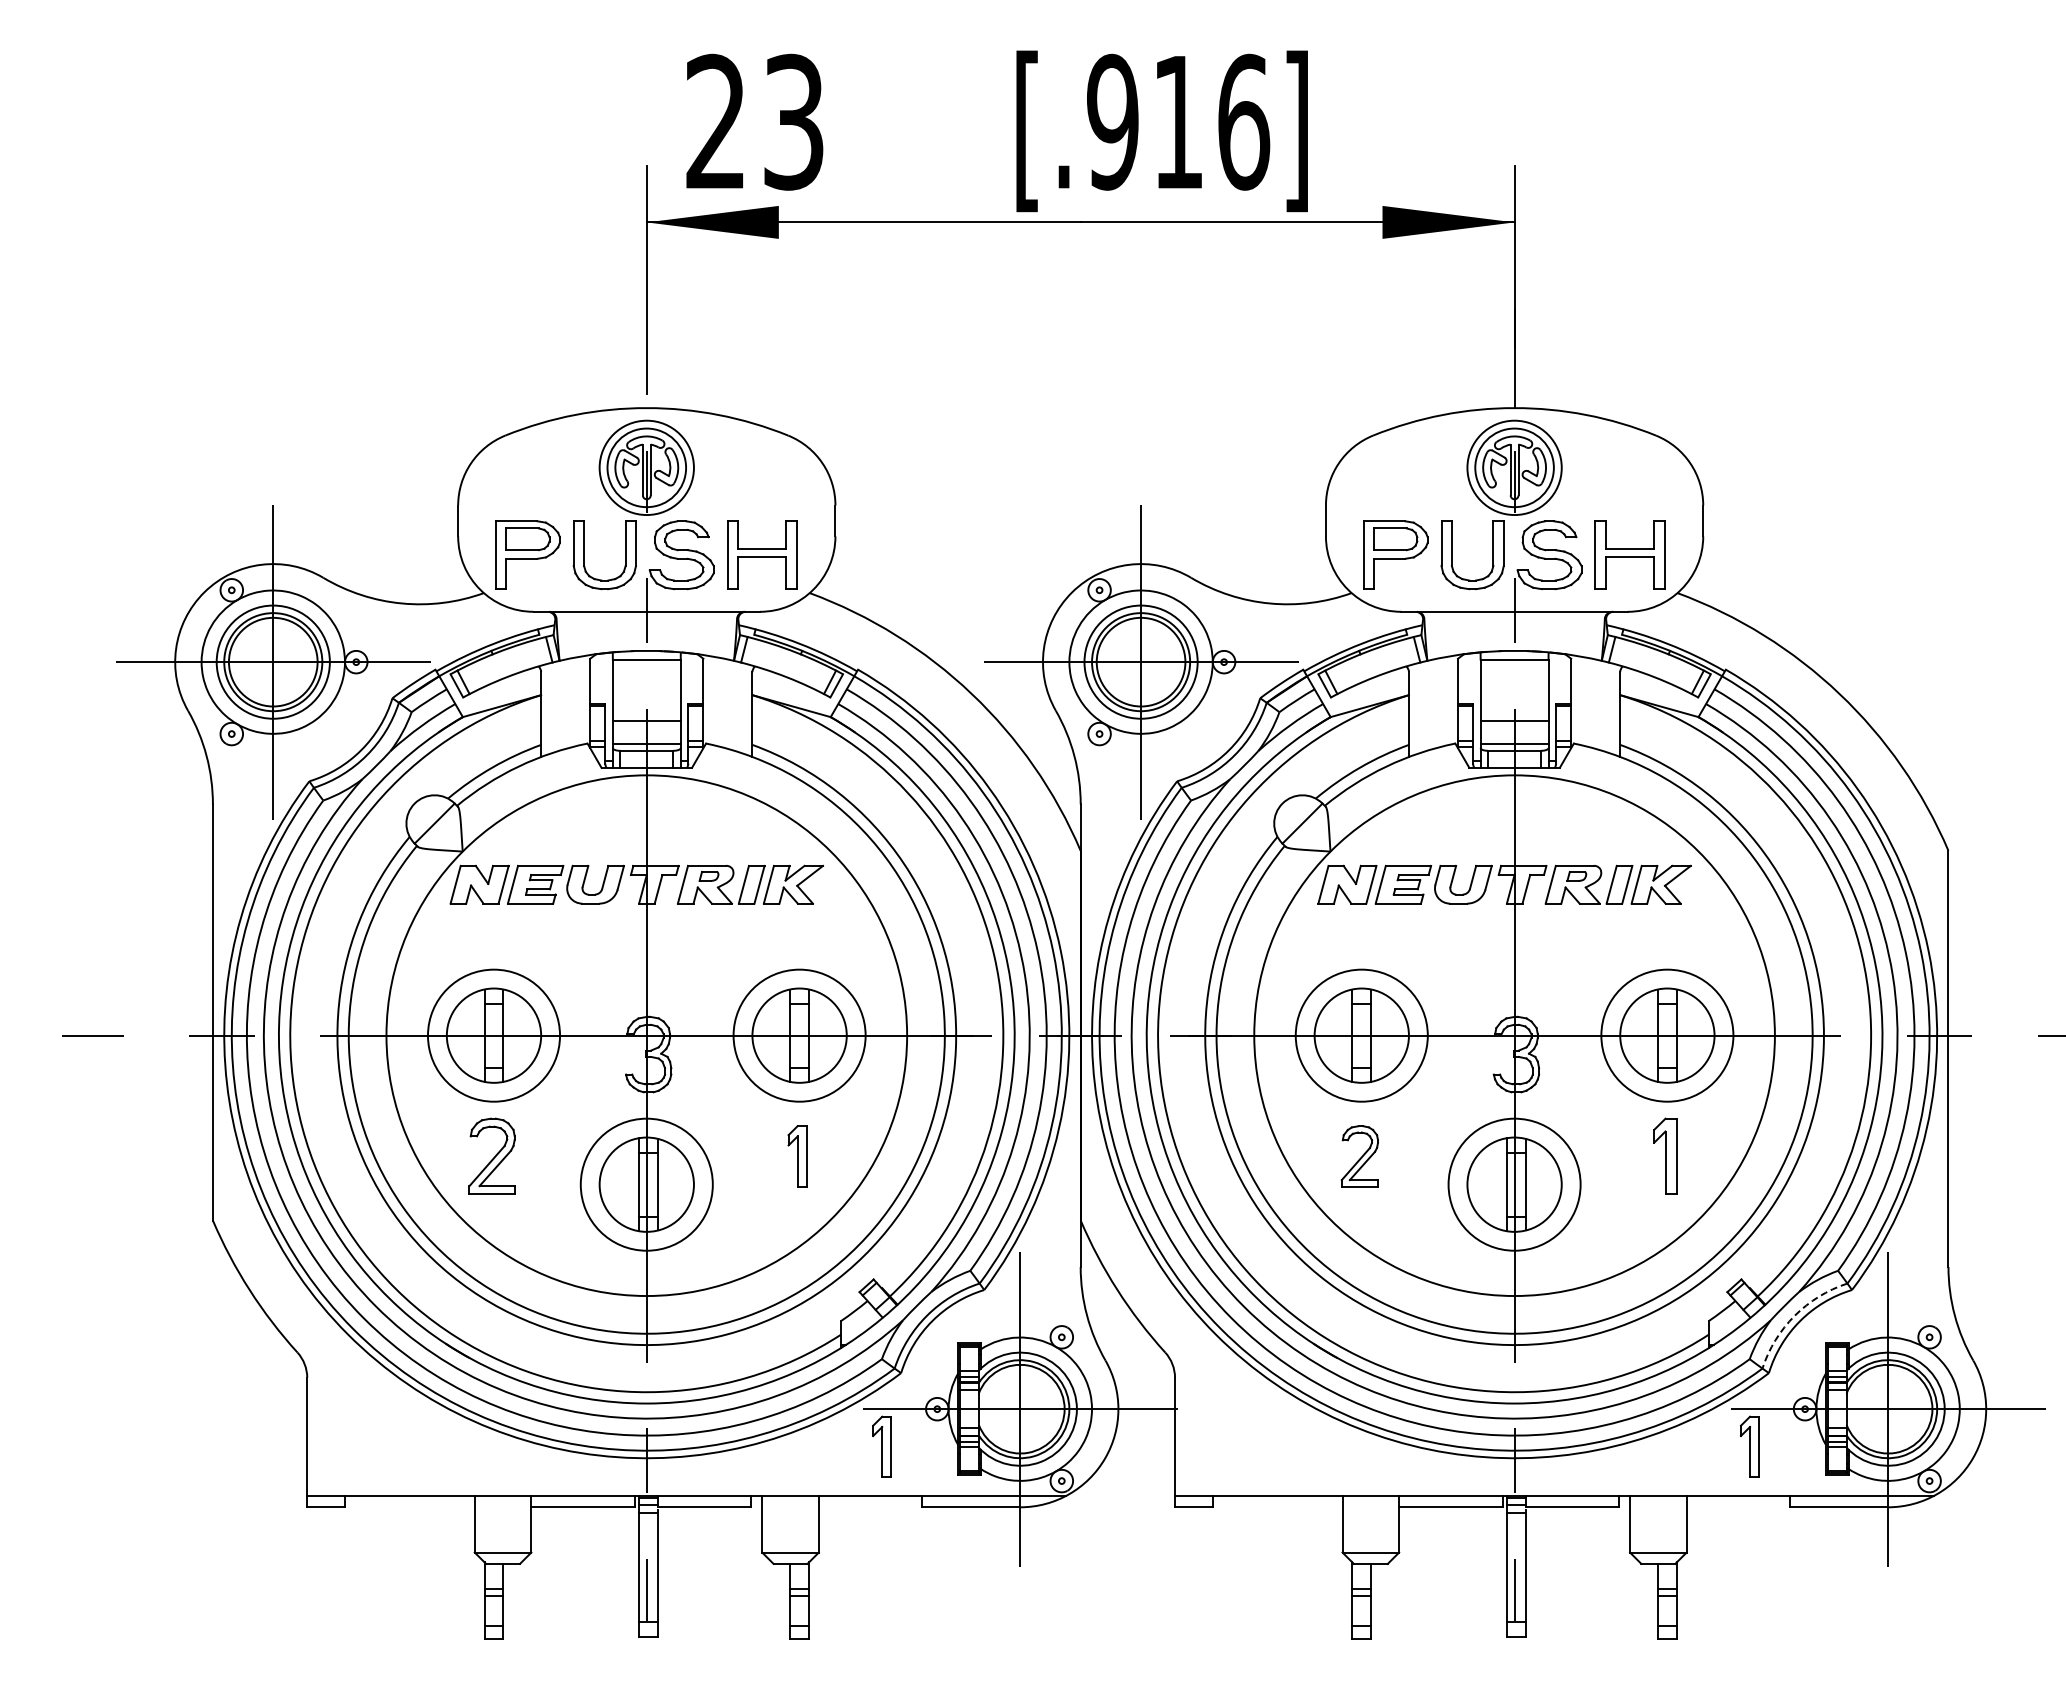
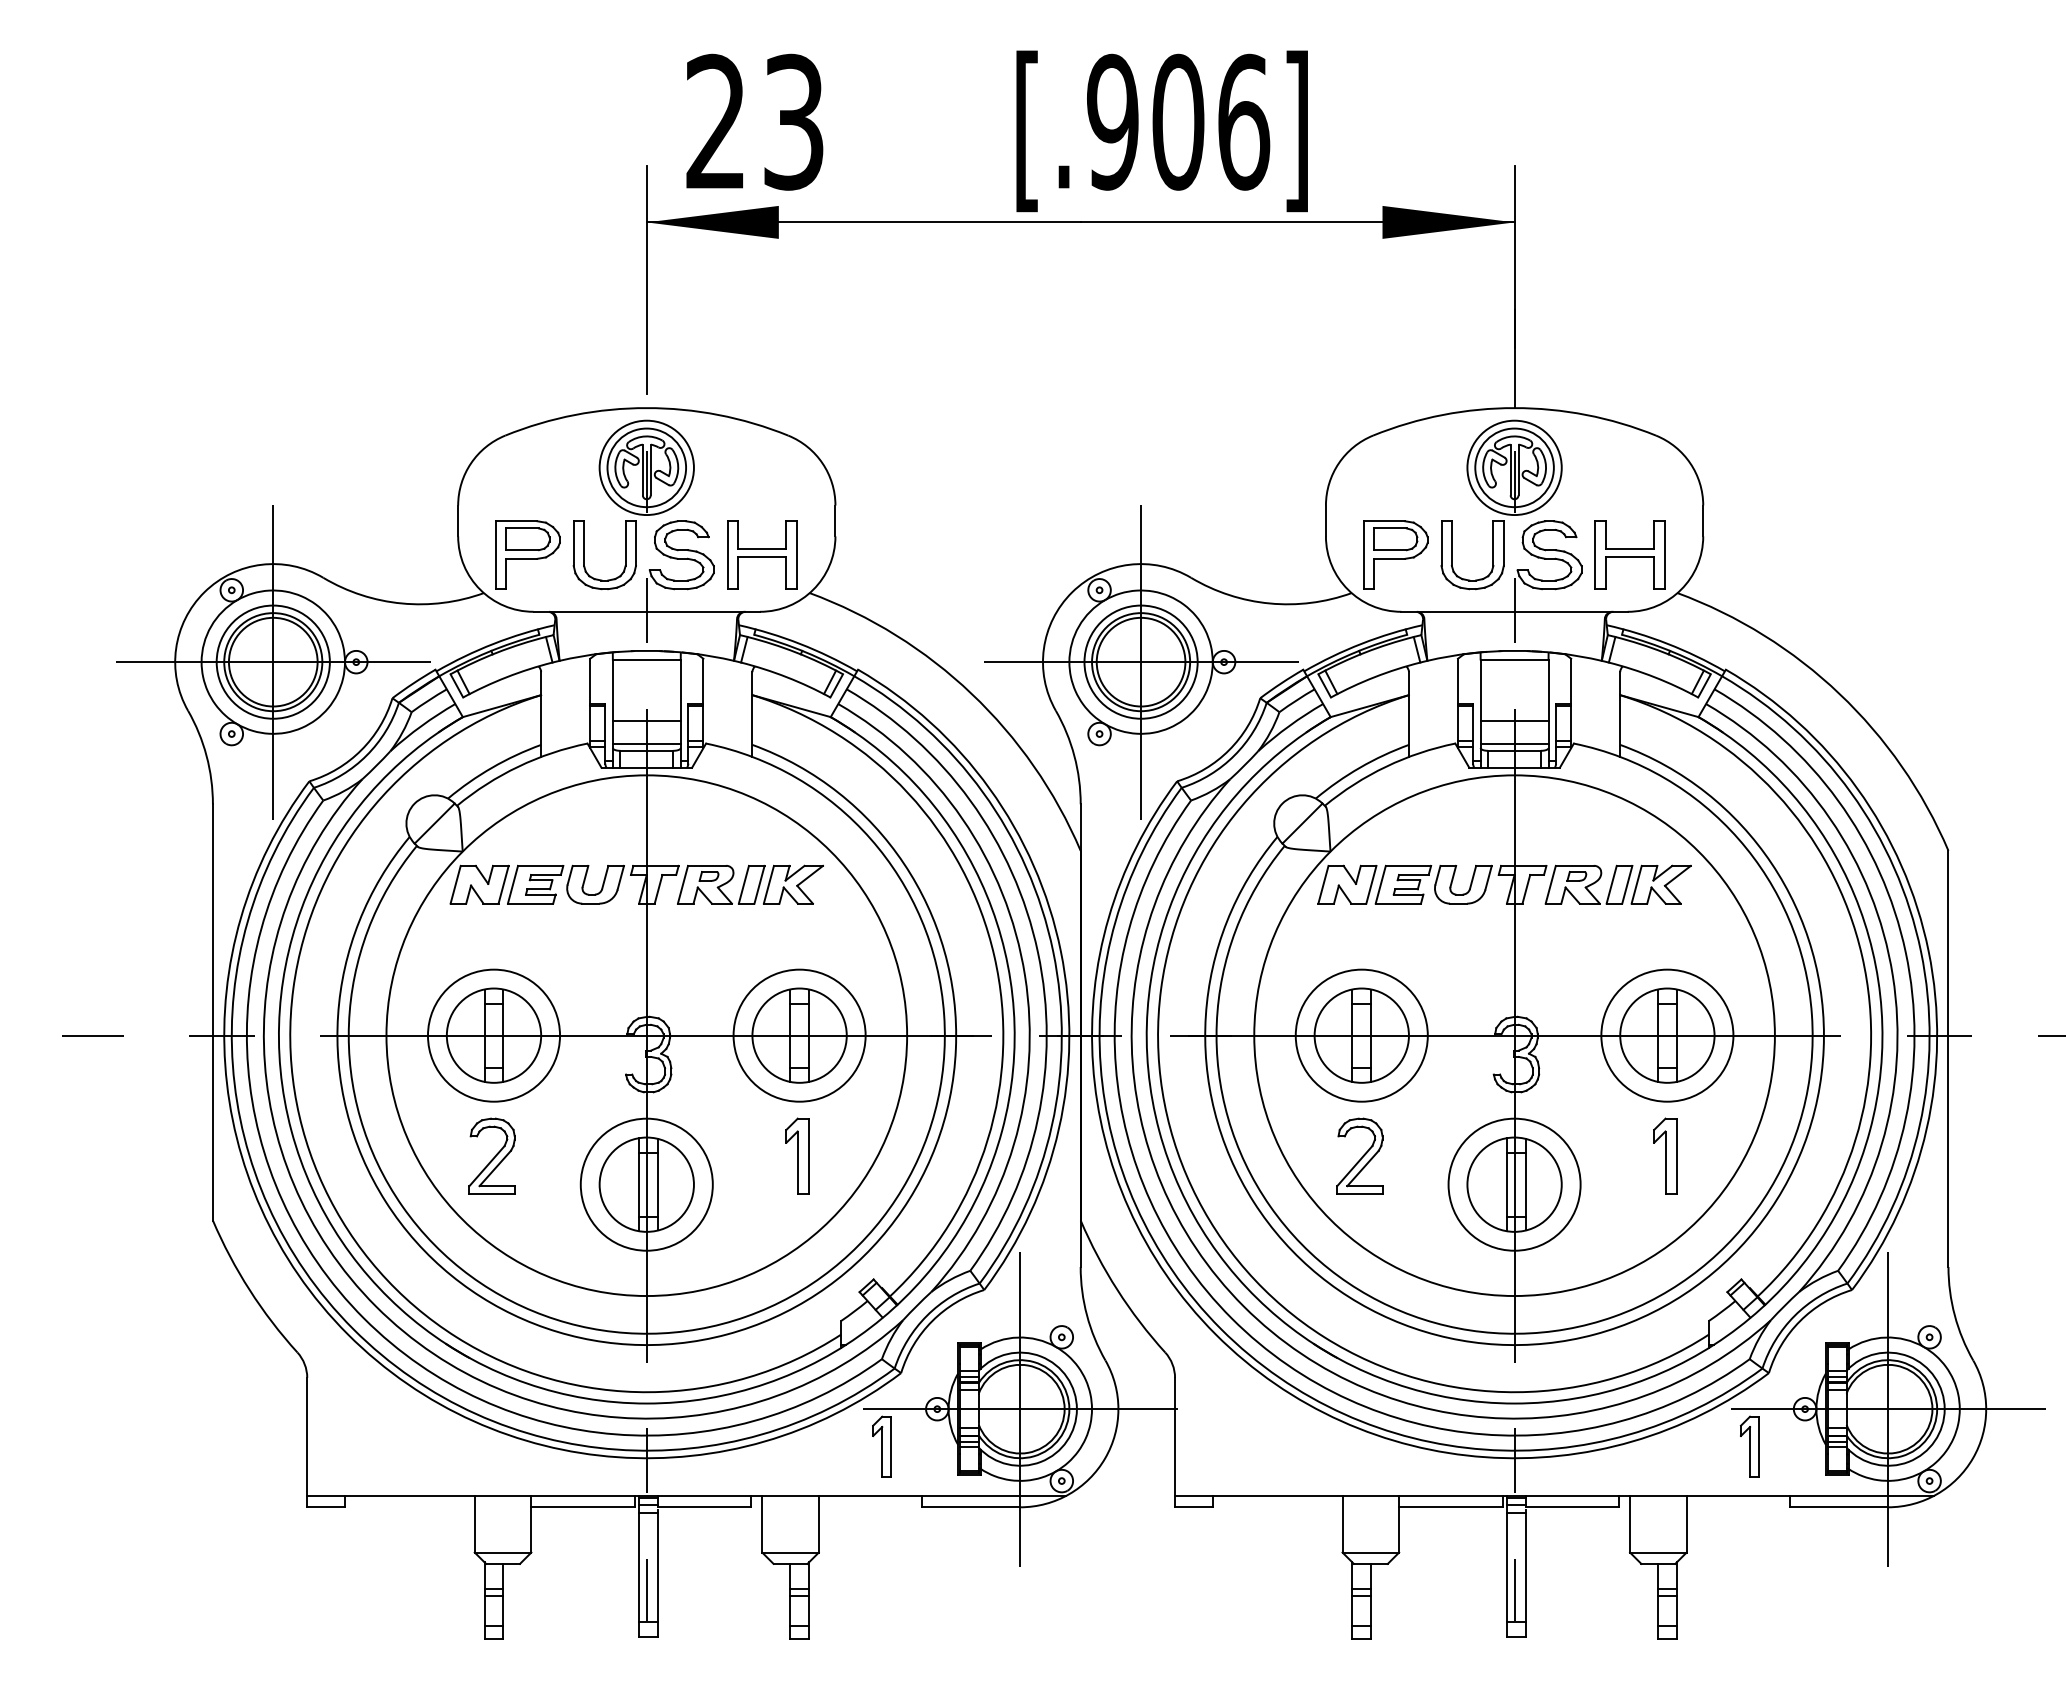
text: [.916] -> [.906] (1178, 121)
part size: 21x63 px -> 25x78 px (797, 1155)
part size: 39x63 px -> 48x78 px (1359, 1155)
arc: dashed -> solid (1794, 1315)
